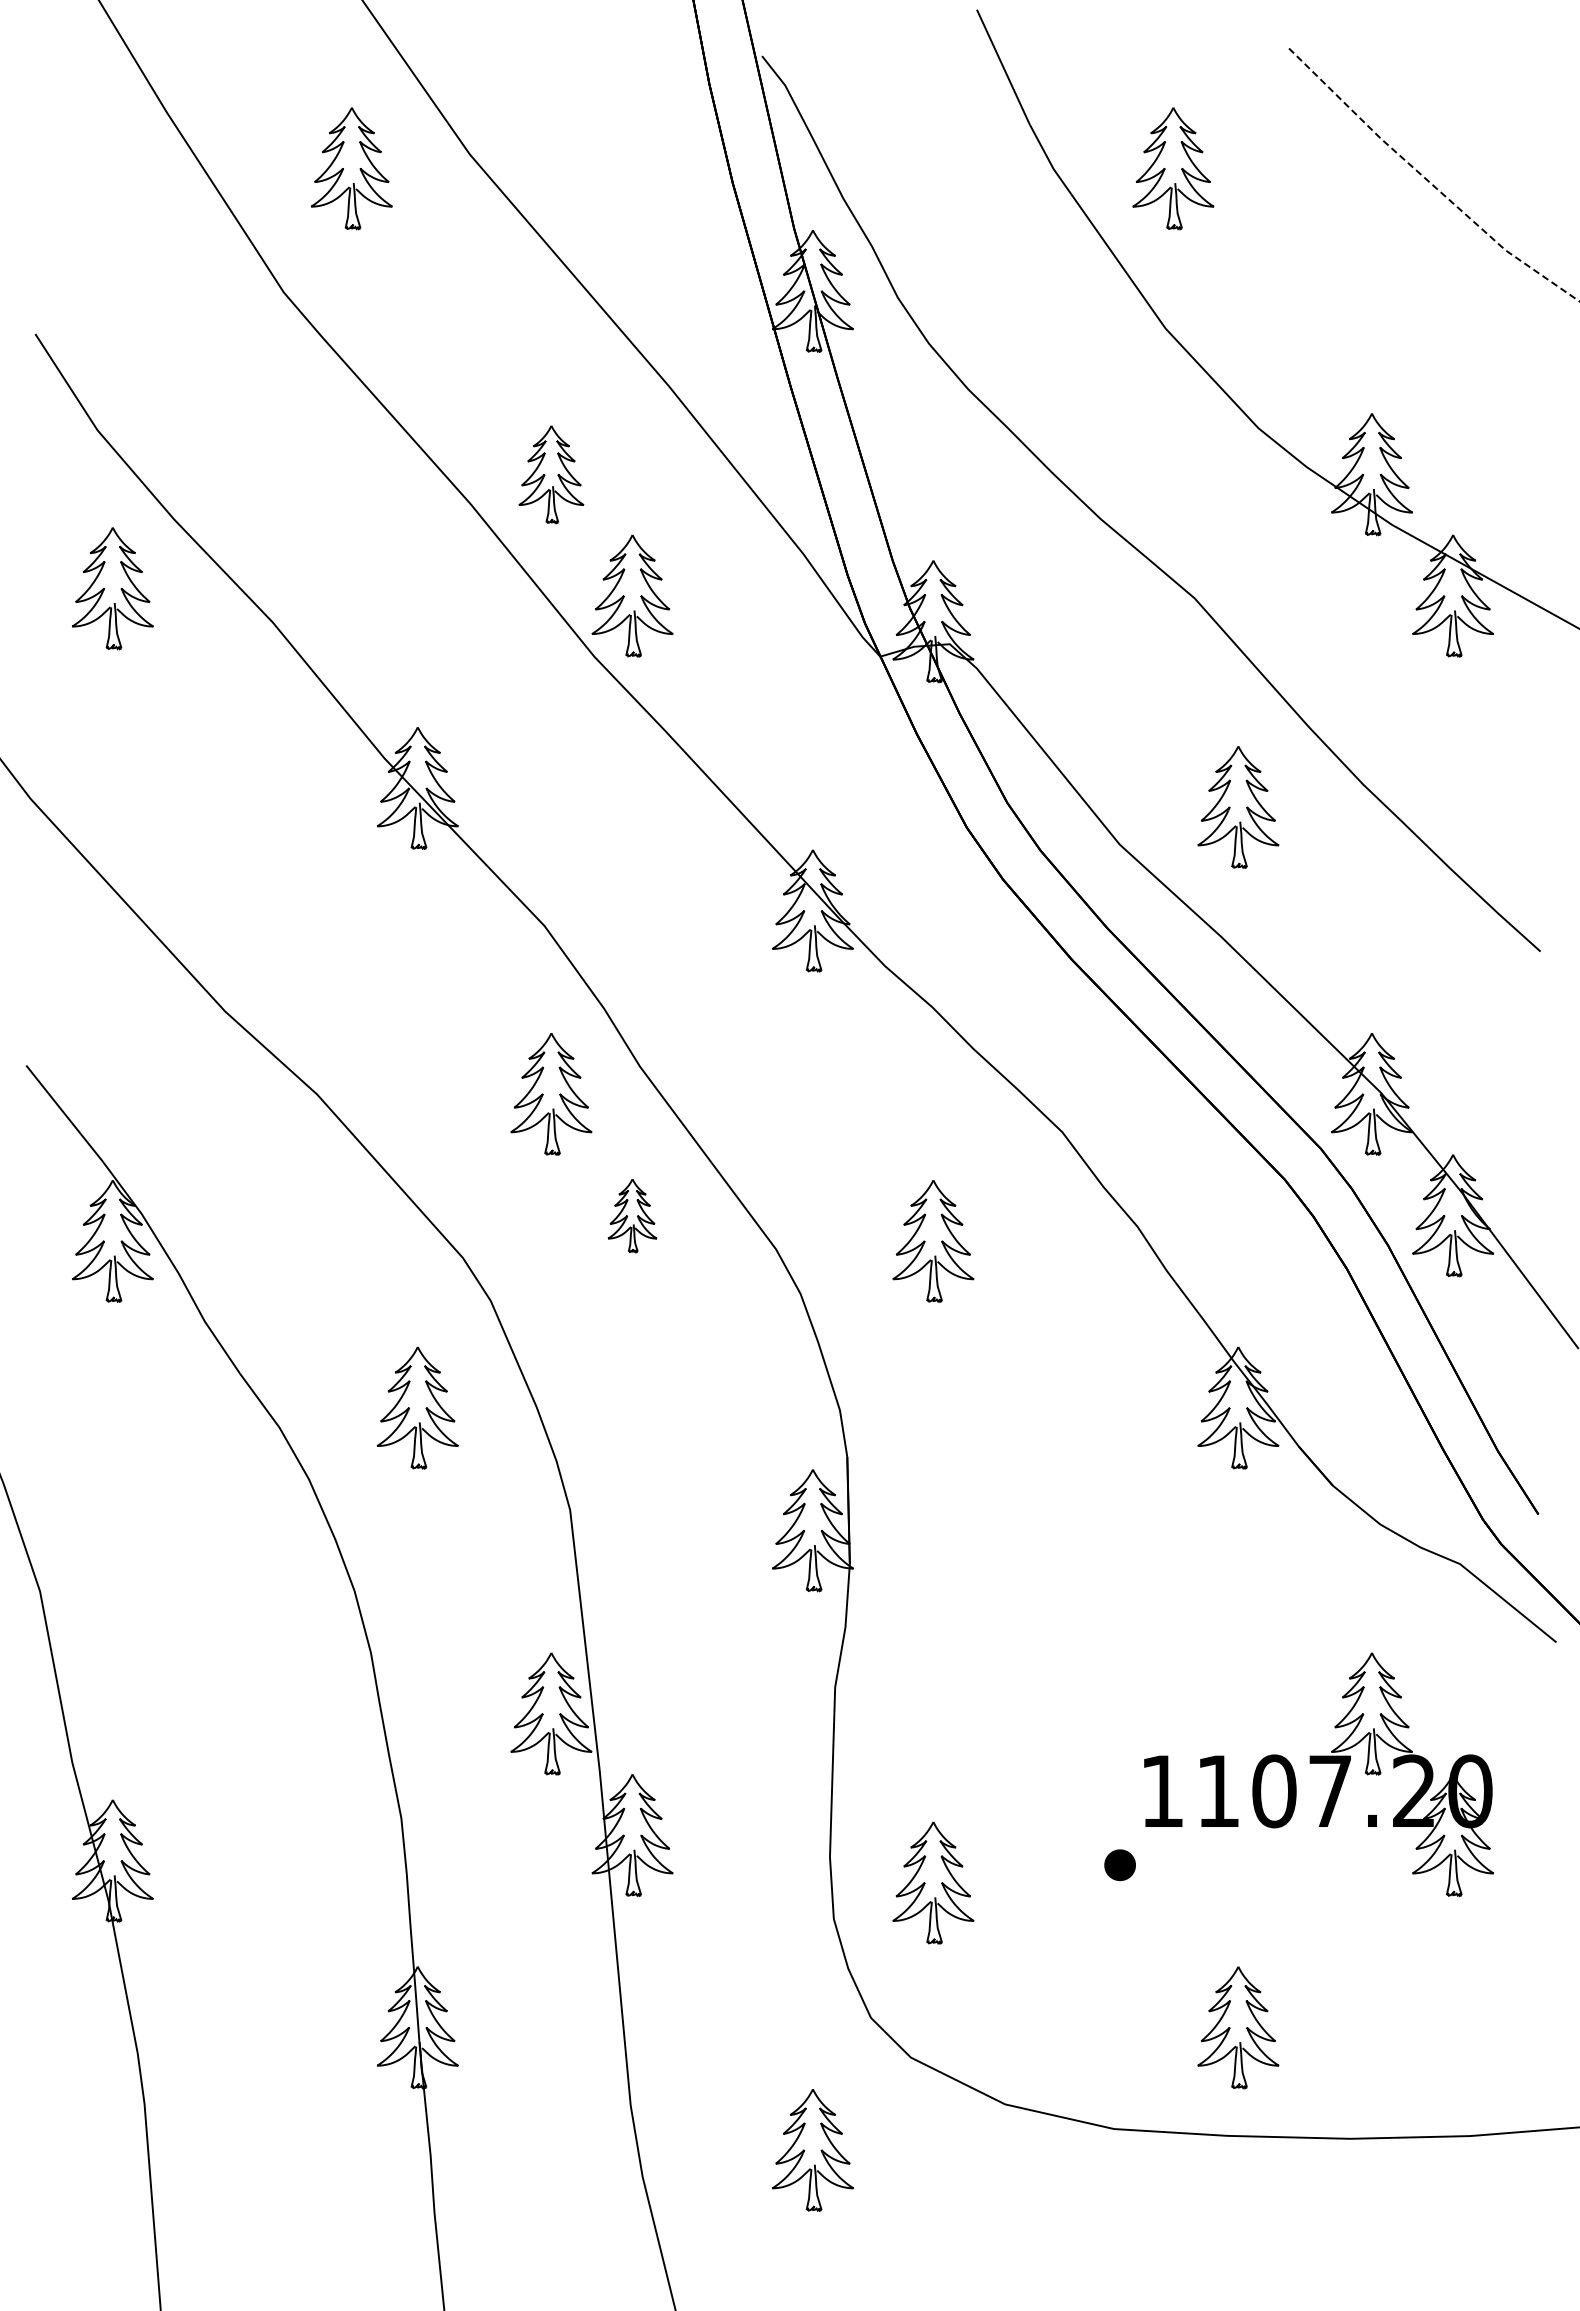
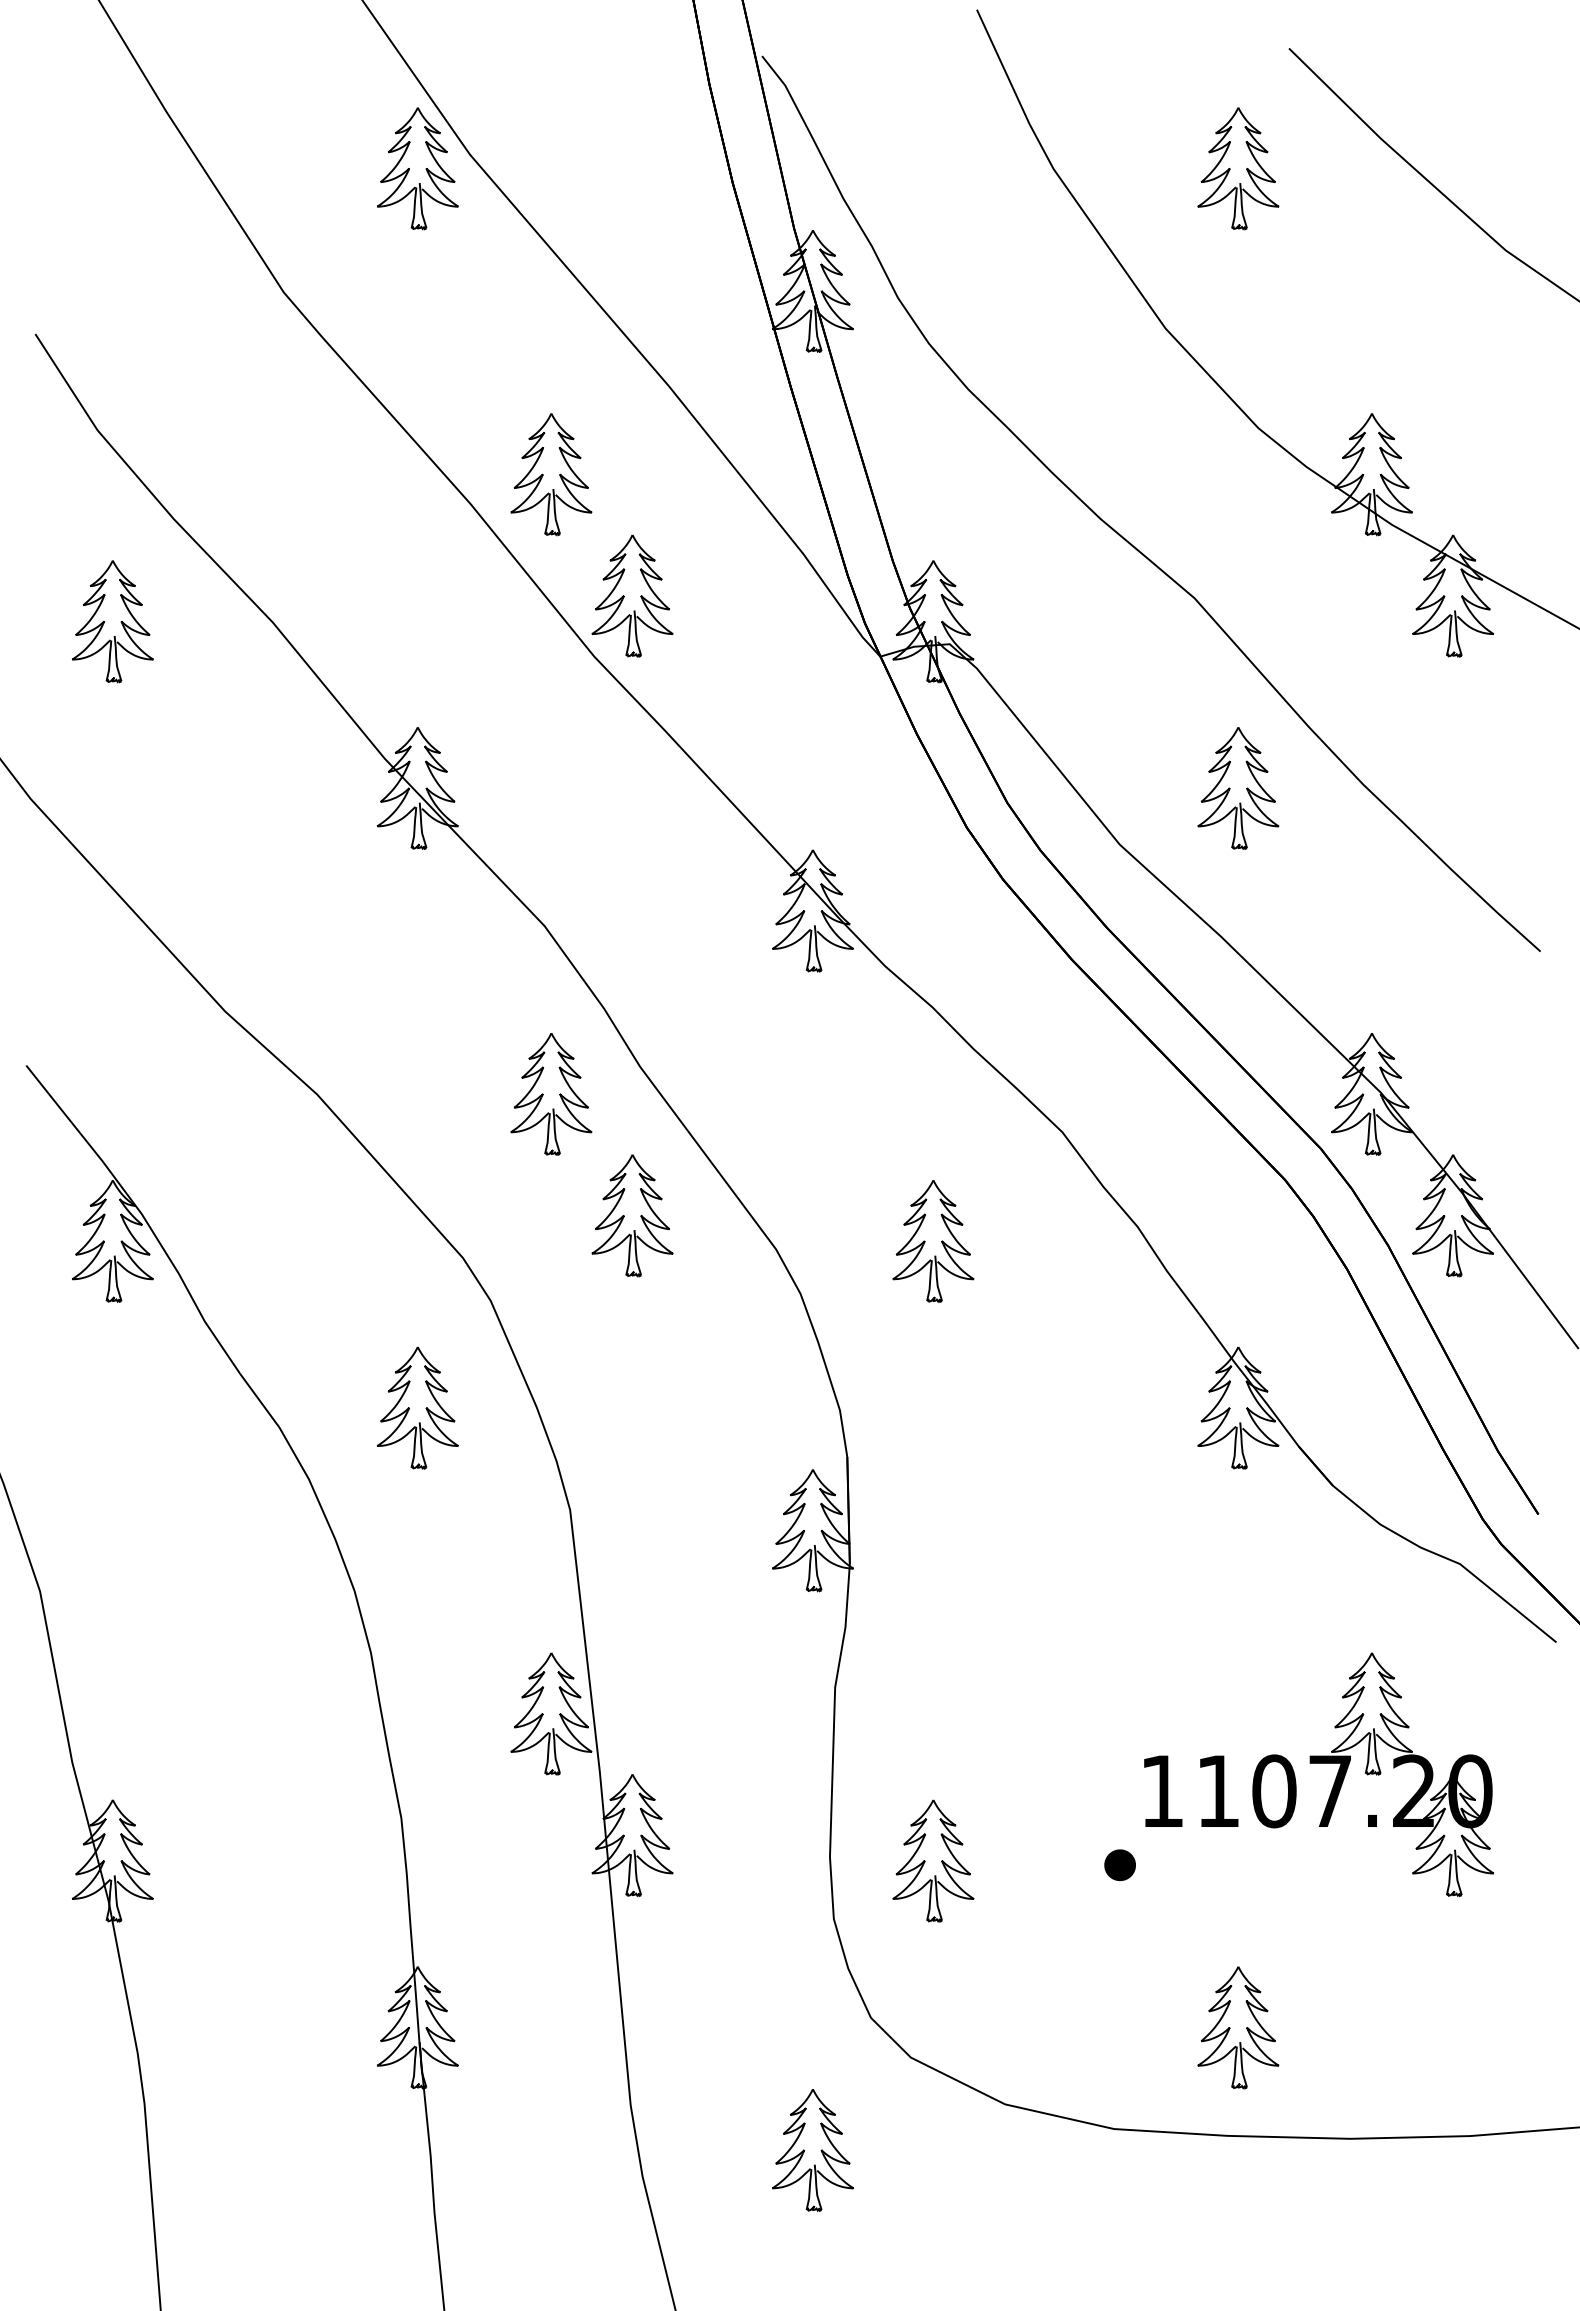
part position: (351, 168) -> (417, 168) (417, 168)
part position: (1173, 168) -> (1238, 168) (1238, 168)
line: dashed -> solid (1429, 181)
part size: 67x100 px -> 83x124 px (551, 474)
part position: (112, 588) -> (112, 621) (112, 621)
part position: (1238, 807) -> (1238, 788) (1238, 788)
part size: 51x75 px -> 83x124 px (632, 1215)
part position: (933, 1882) -> (933, 1860) (933, 1860)
